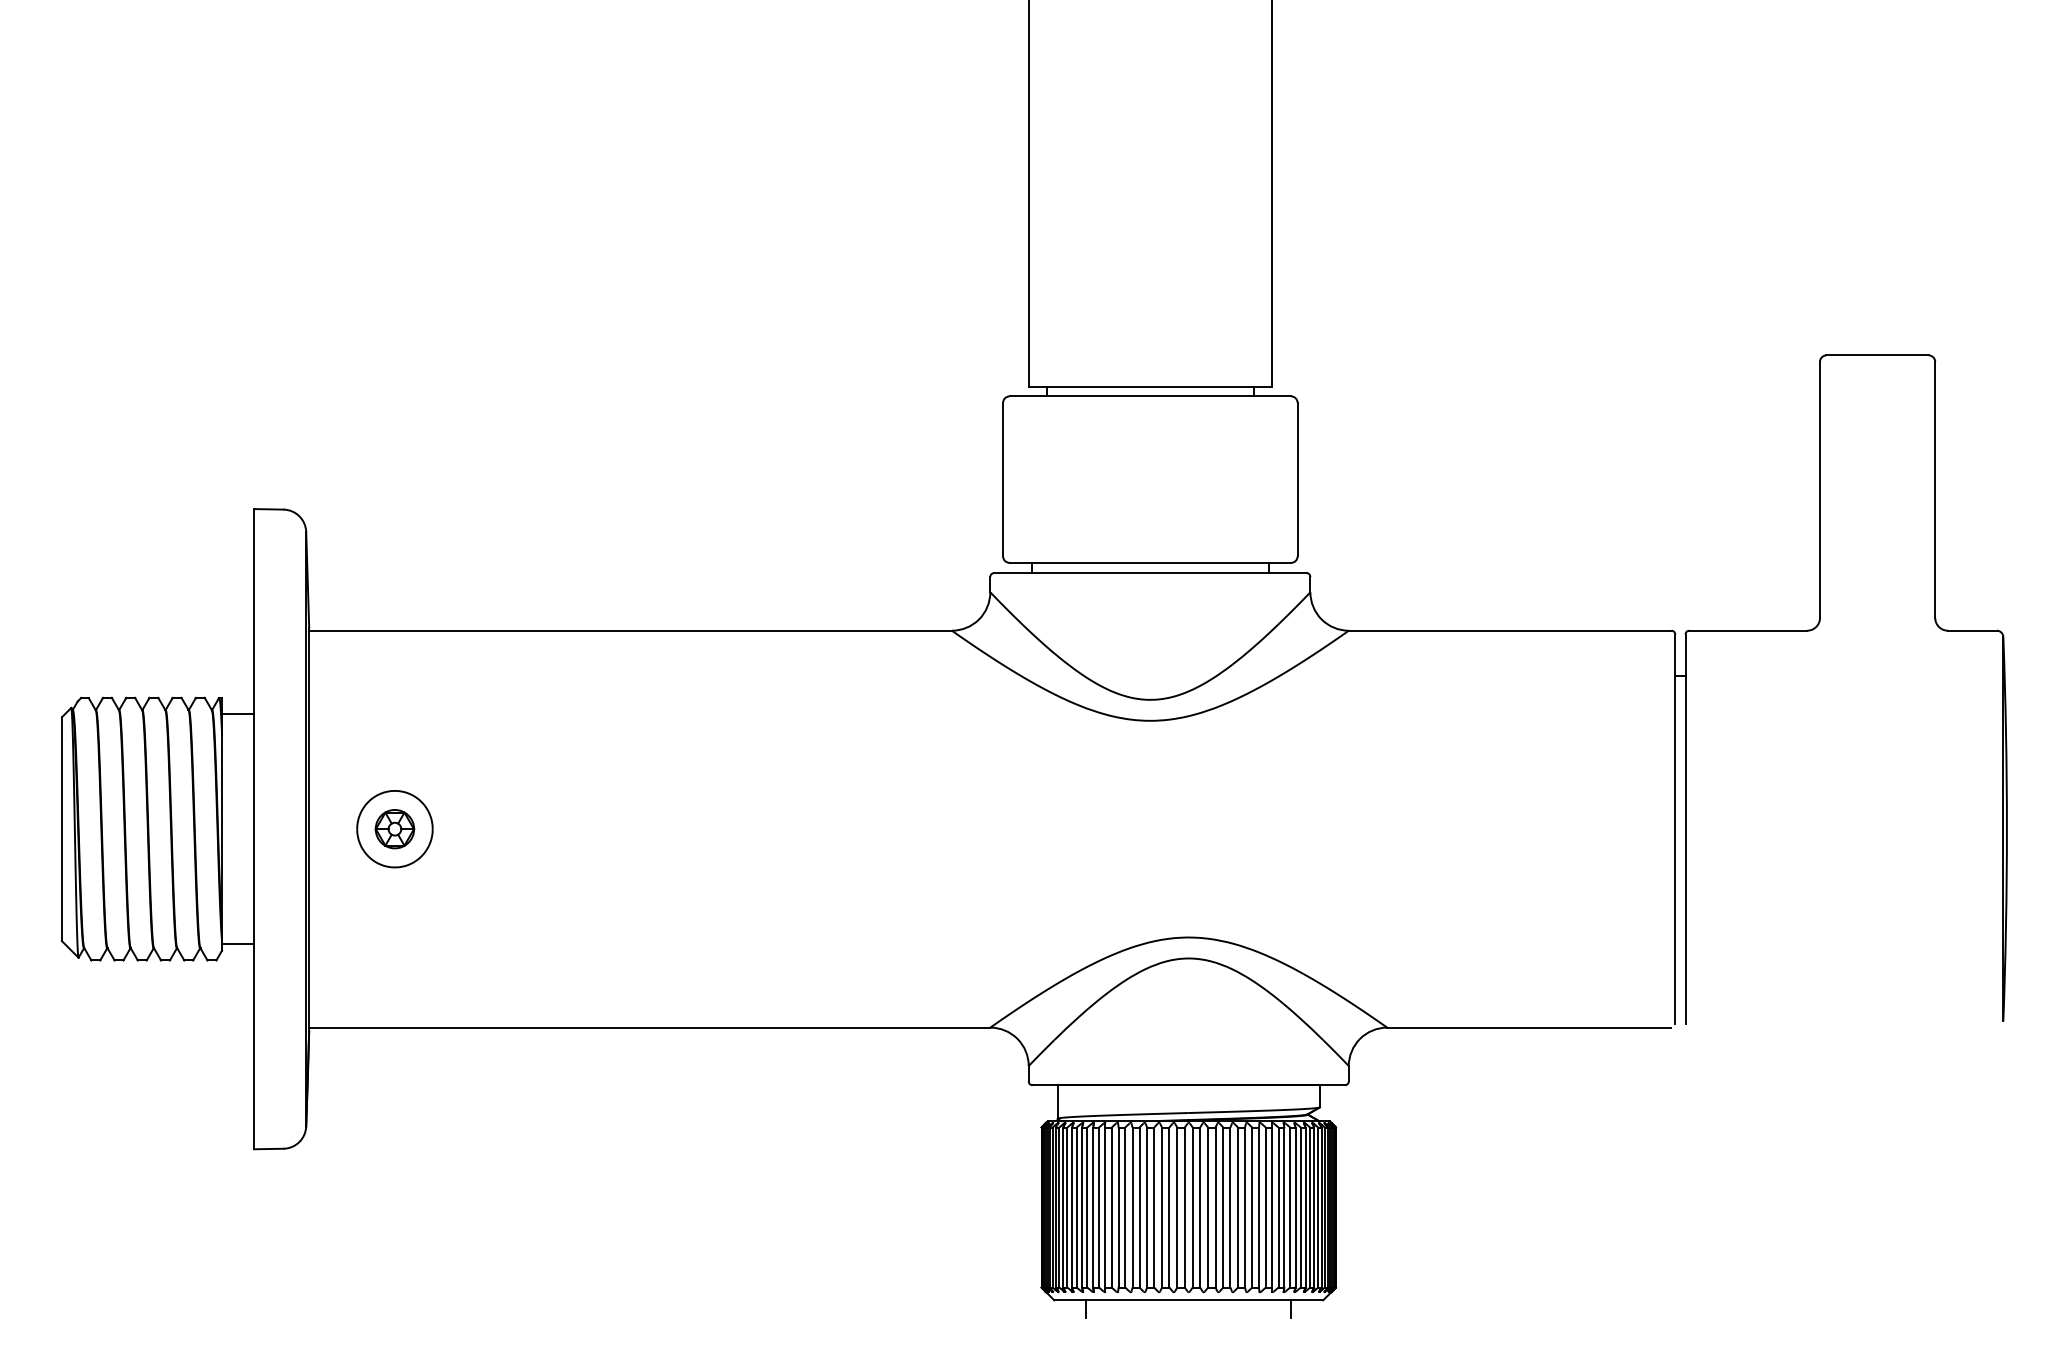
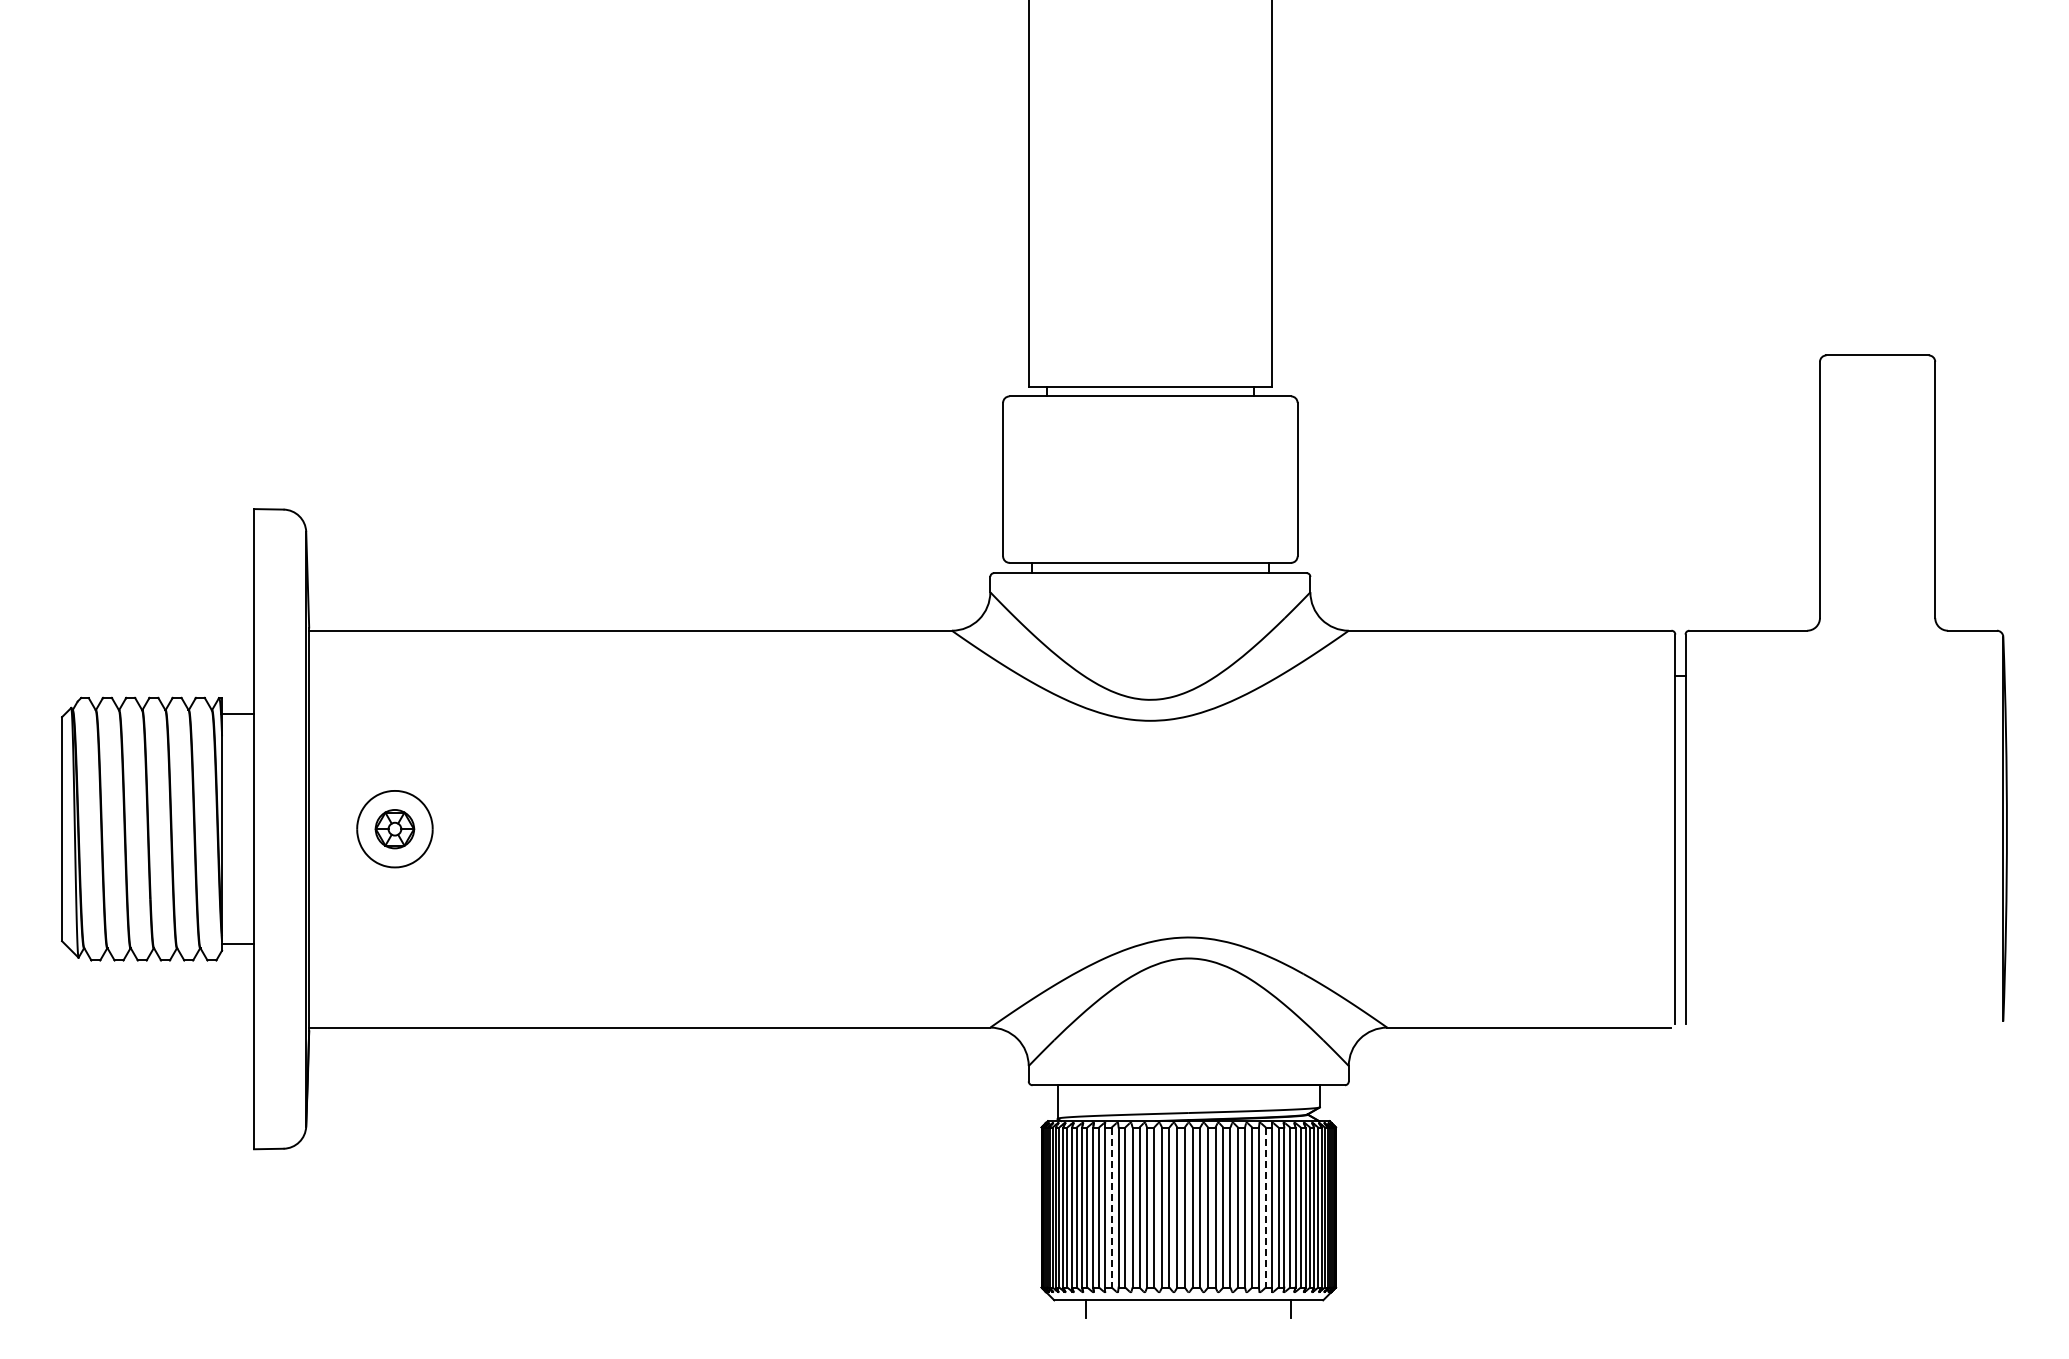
line: solid -> dashed (1111, 1208)
line: solid -> dashed (1265, 1208)
